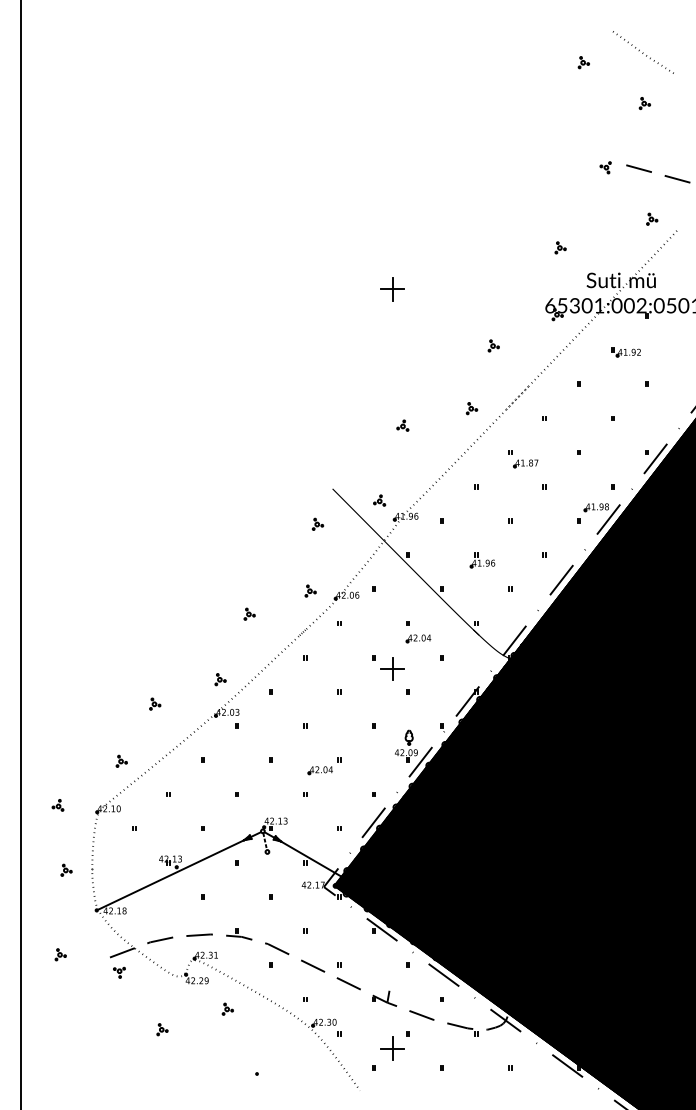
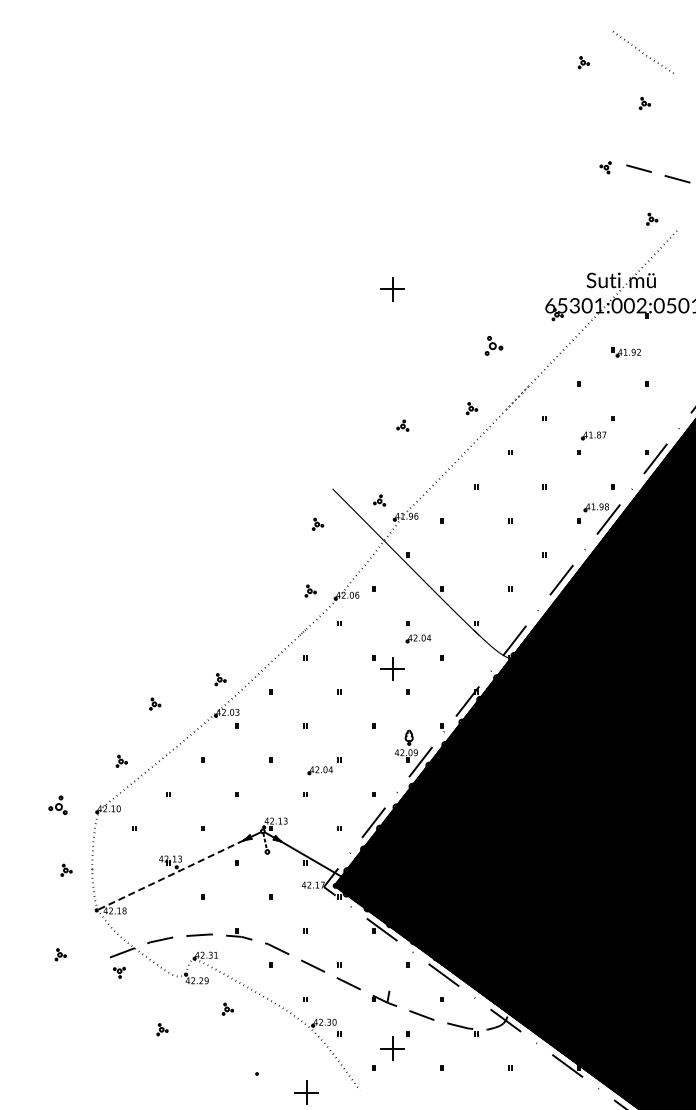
part: present -> none (560, 247)
part size: 13x14 px -> 20x20 px (493, 345)
part position: (525, 463) -> (593, 435) (593, 435)
line: present -> none (20, 554)
part: present -> none (482, 560)
part: present -> none (249, 613)
part size: 14x13 px -> 20x20 px (57, 804)
line: solid -> dashed (170, 875)
part: none -> present (306, 1092)
